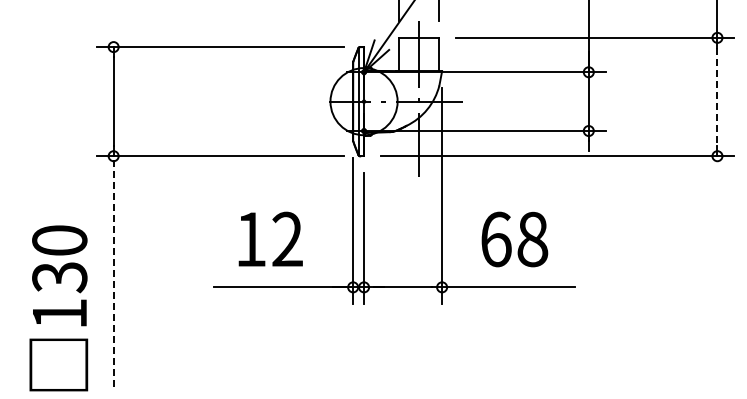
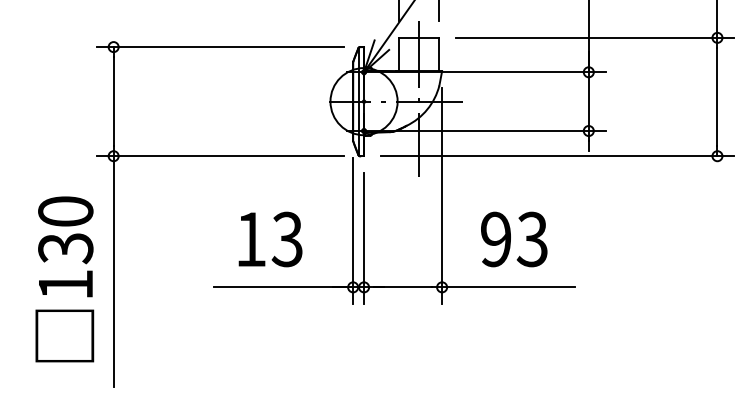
line: dashed -> solid (717, 97)
text: 12 -> 13 (286, 239)
text: 68 -> 93 (514, 239)
line: dashed -> solid (113, 271)
text position: (58, 308) -> (64, 279) (64, 279)
